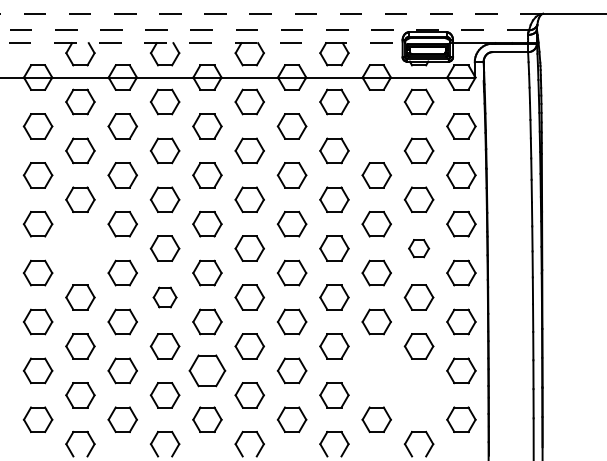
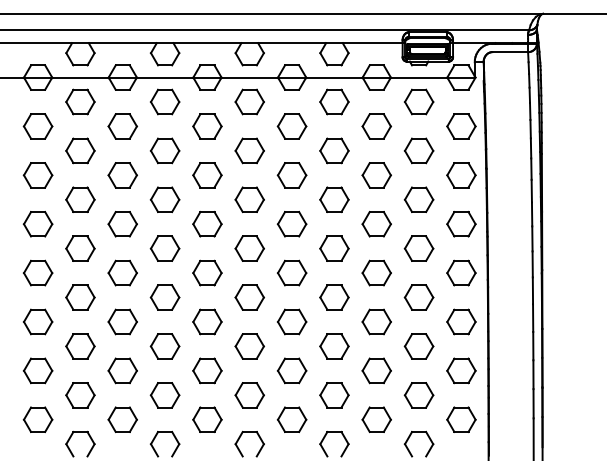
line: dashed -> solid (270, 13)
line: dashed -> solid (264, 30)
line: dashed -> solid (203, 43)
part: none -> present (376, 126)
part: none -> present (80, 248)
part size: 23x20 px -> 32x27 px (418, 248)
part size: 26x23 px -> 32x27 px (164, 297)
part size: 39x34 px -> 31x28 px (207, 370)
part: none -> present (376, 370)
part: none -> present (418, 395)
